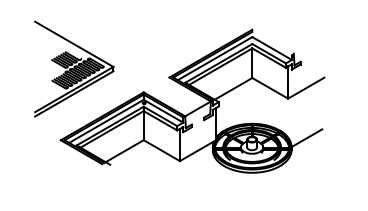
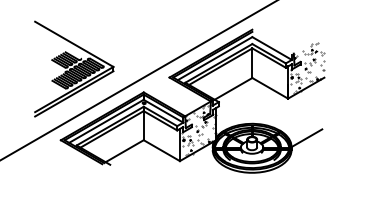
hatch: none -> present (307, 67)
line: none -> present (138, 80)
hatch: none -> present (198, 130)
